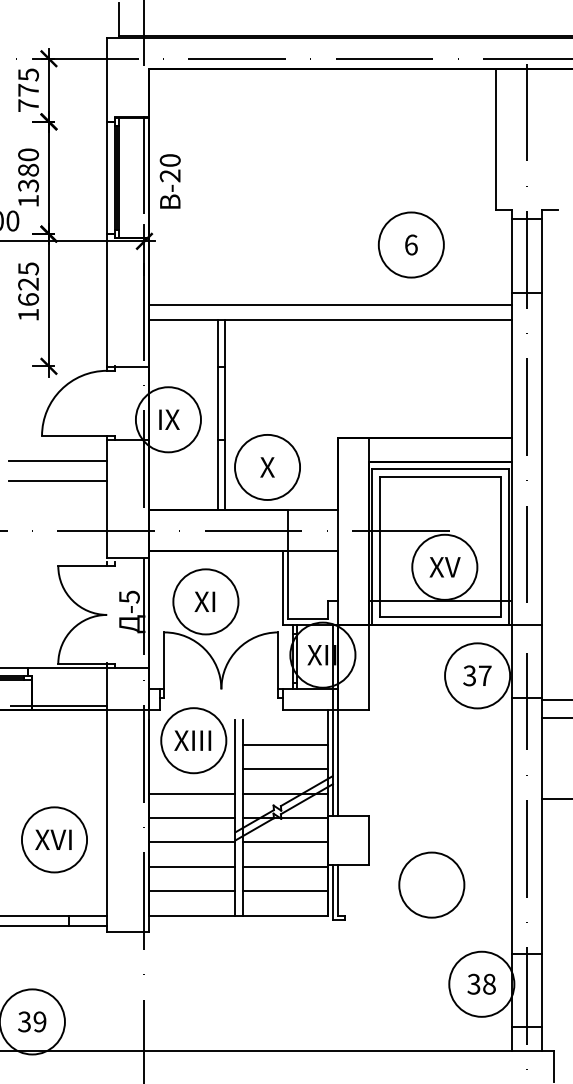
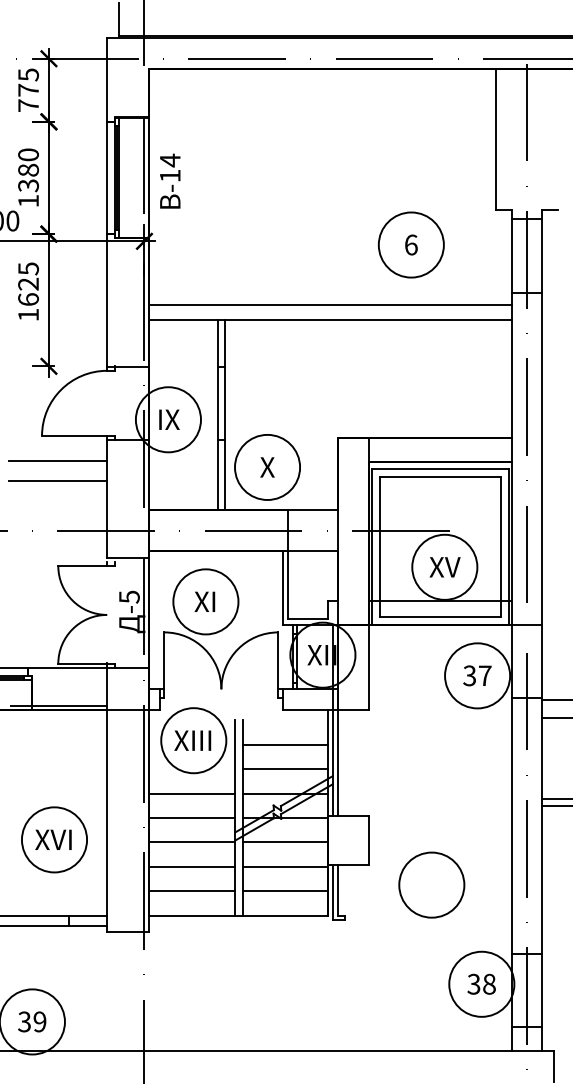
text: -20 -> -14 (169, 167)
line: none -> present (555, 805)
